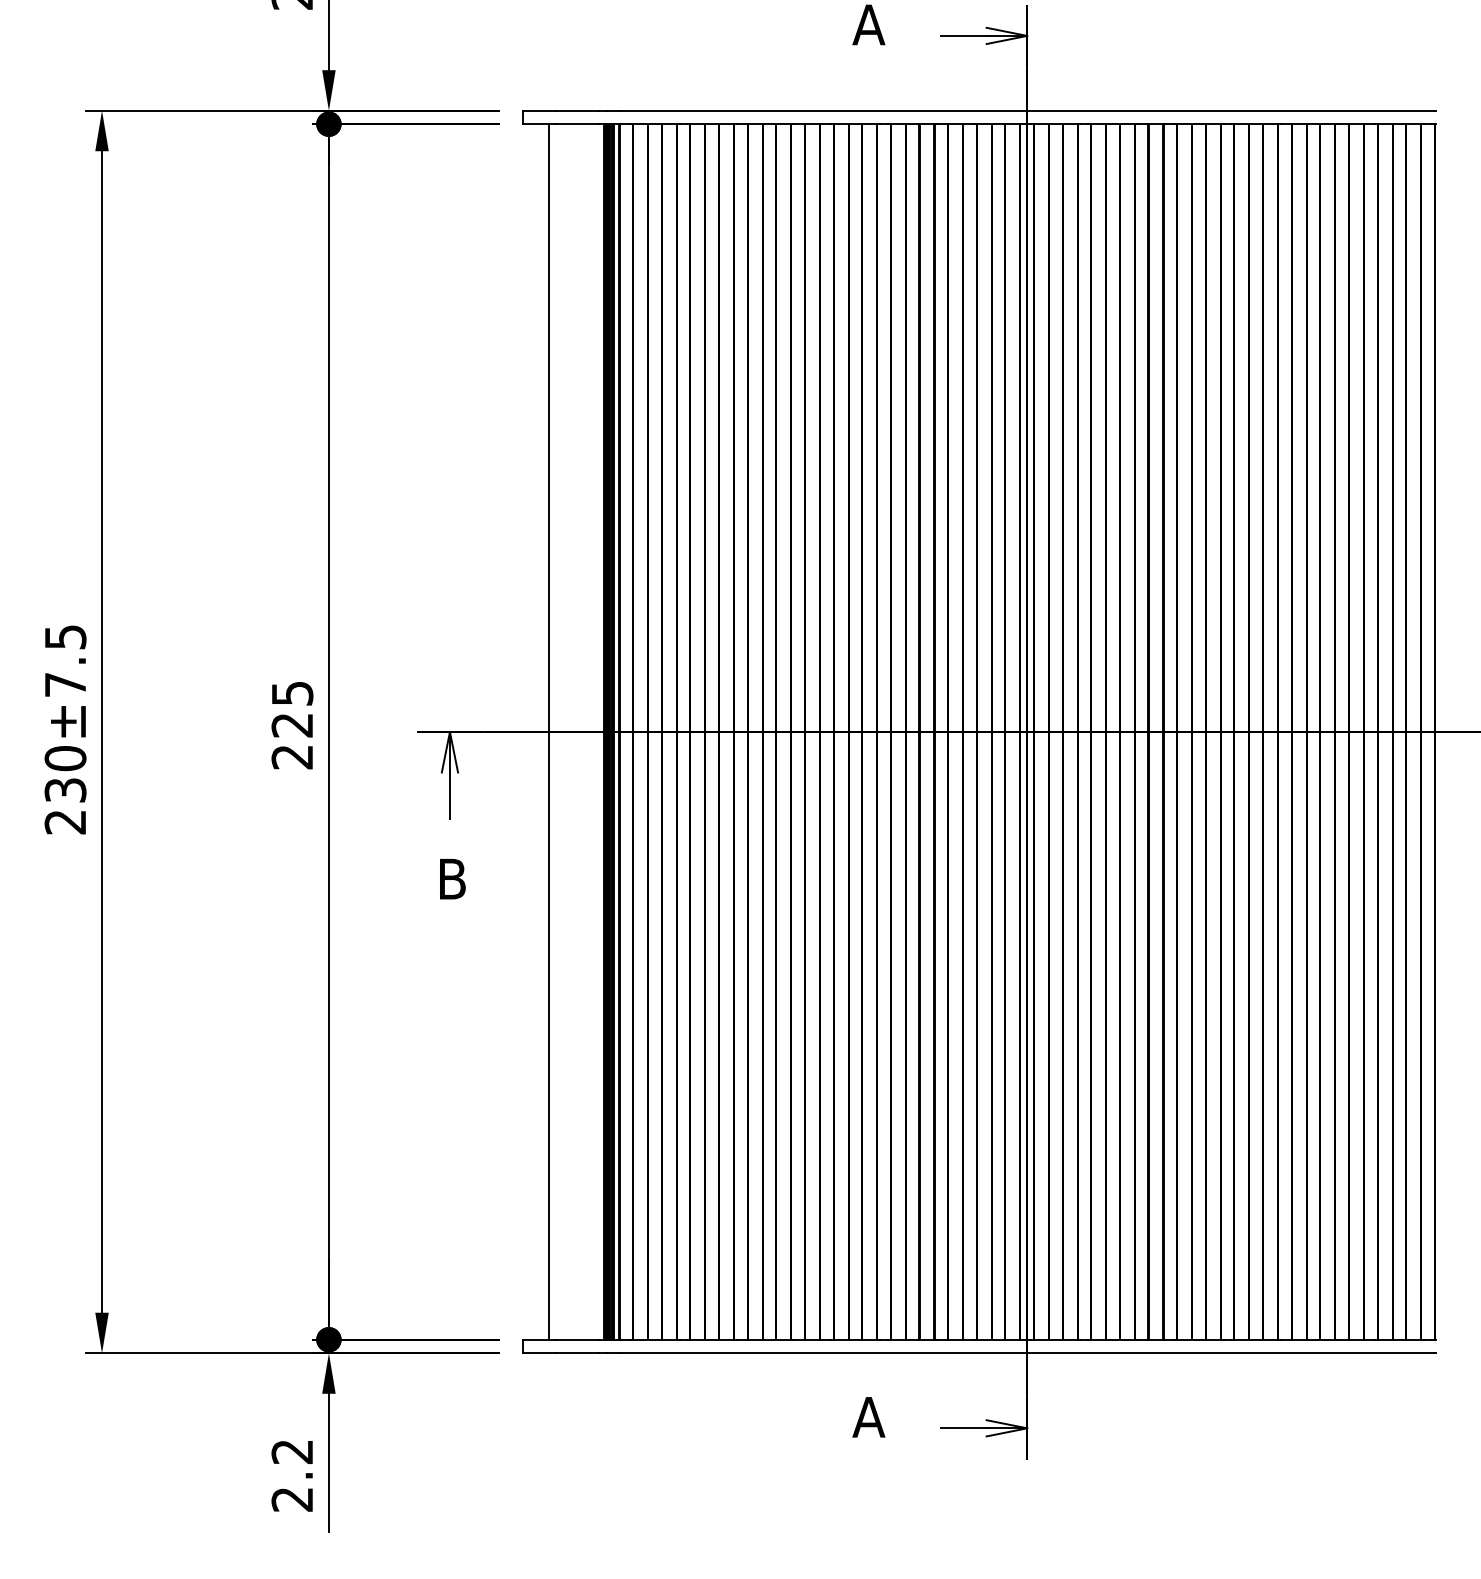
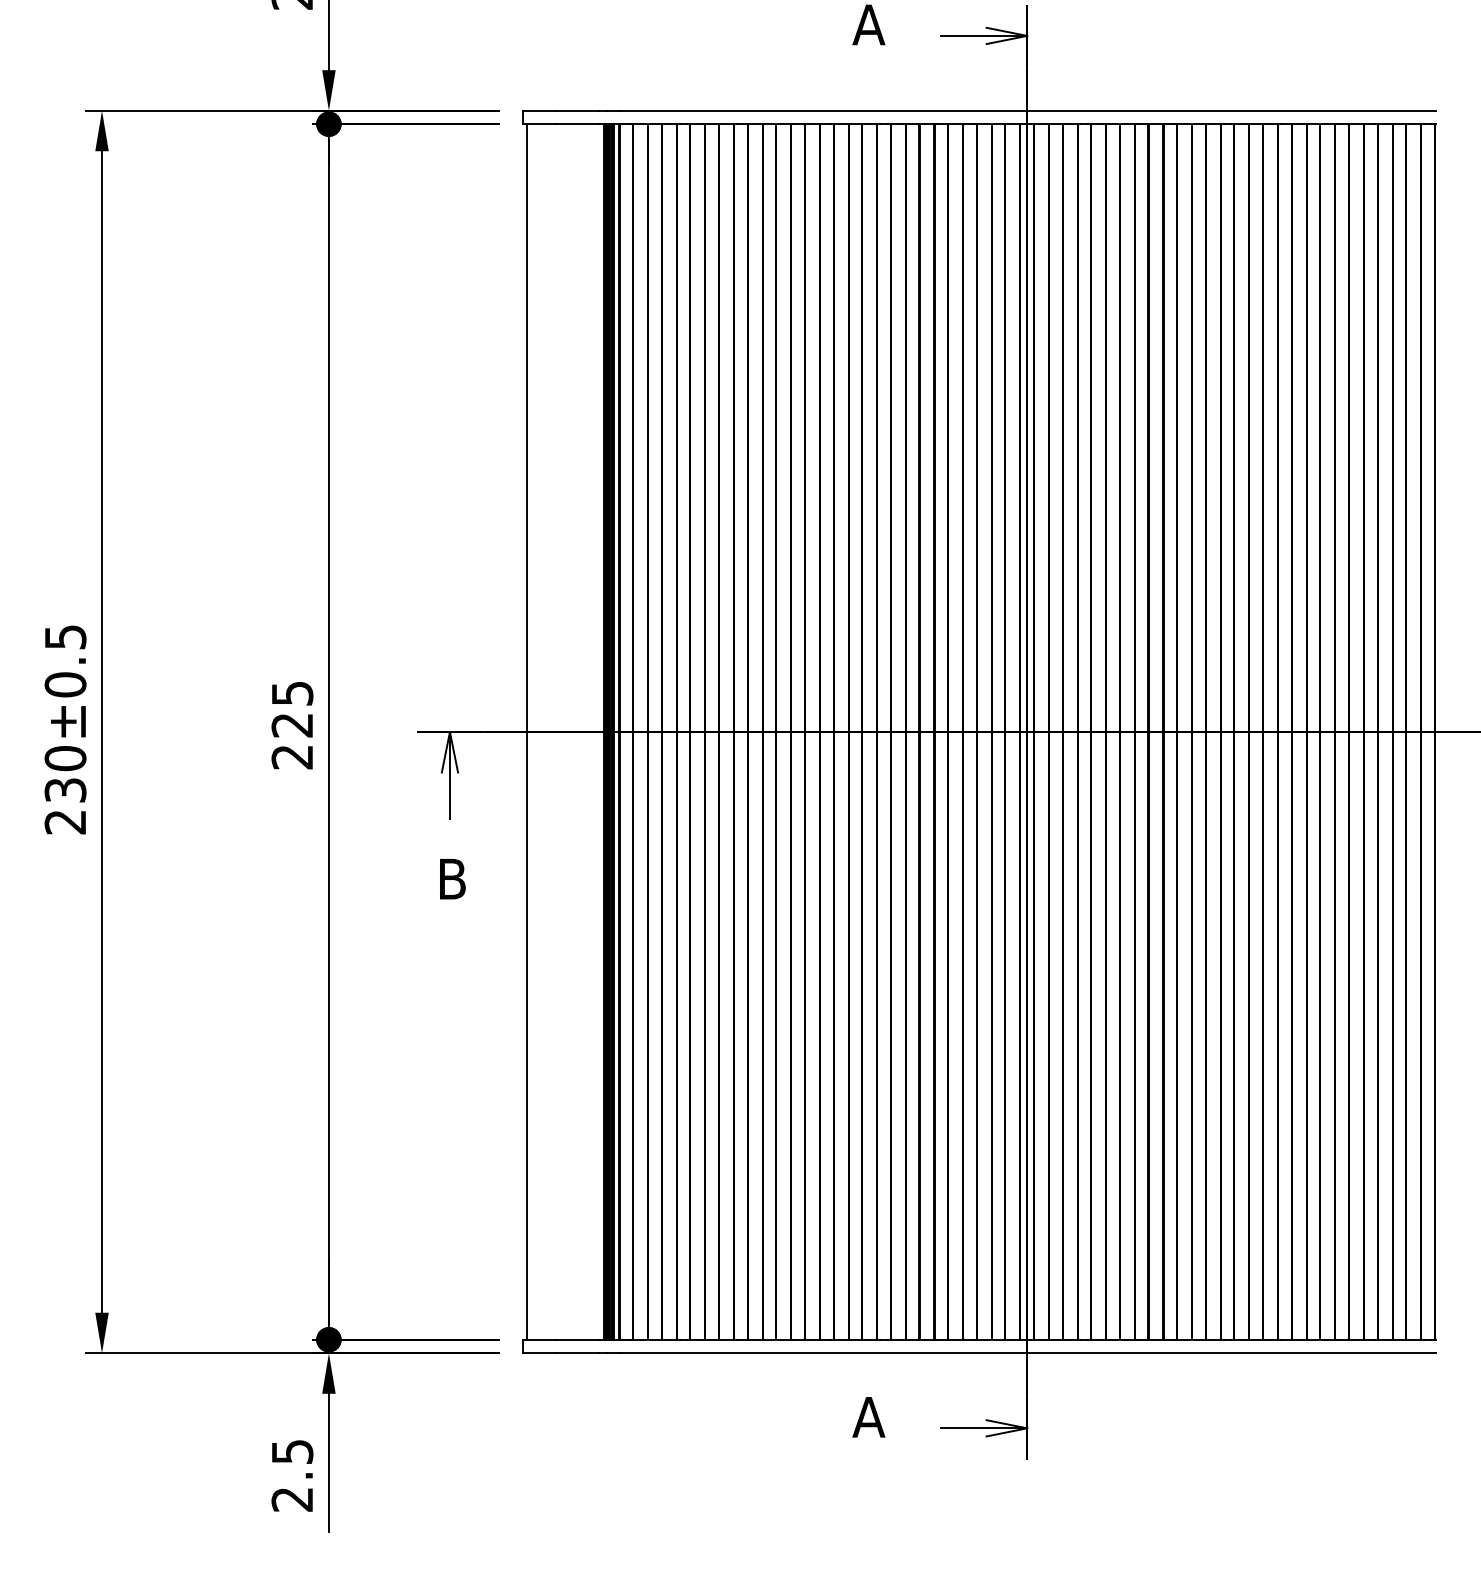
text: 230±7.5 -> 230±0.5 (65, 684)
line position: (549, 731) -> (527, 731) (527, 731)
text: 2.2 -> 2.5 (292, 1452)
